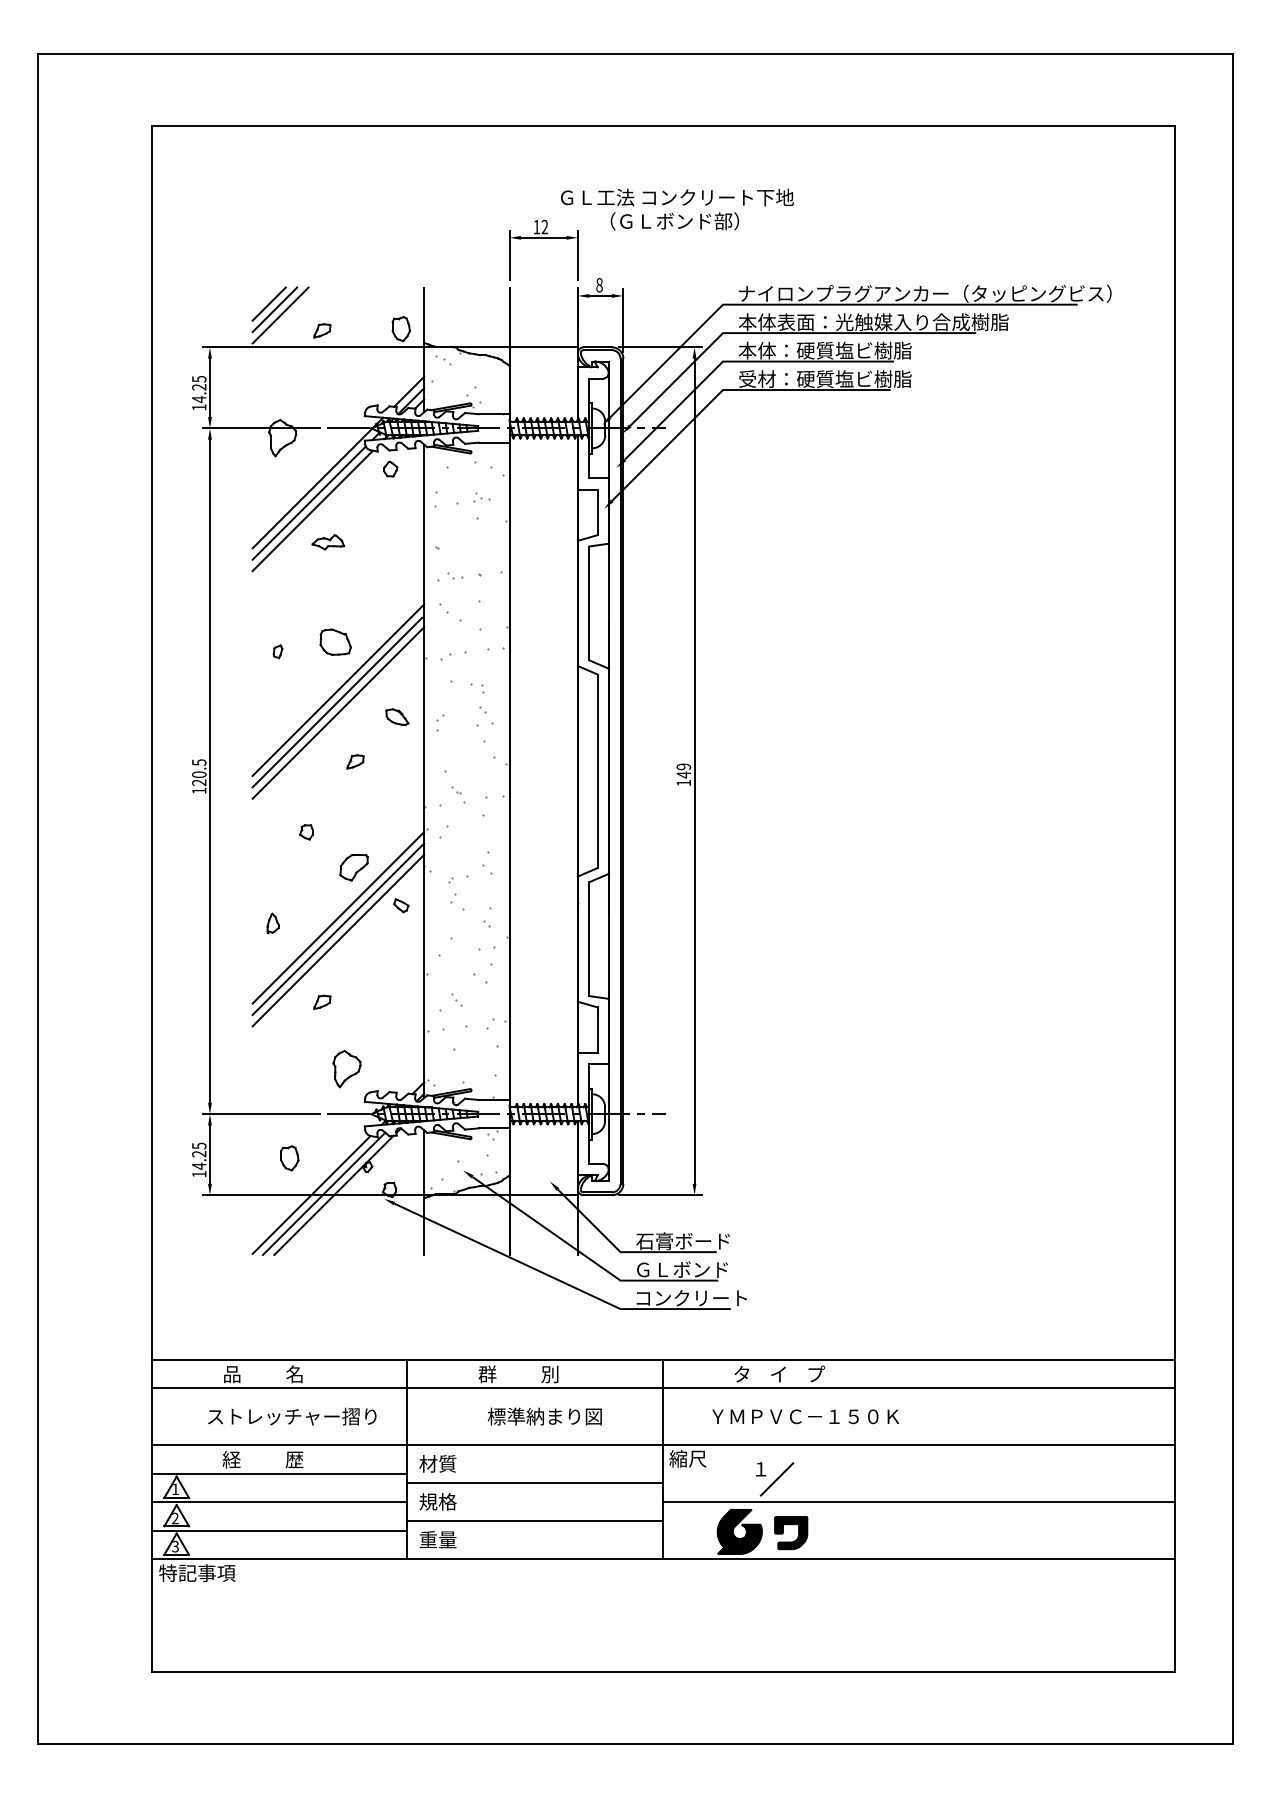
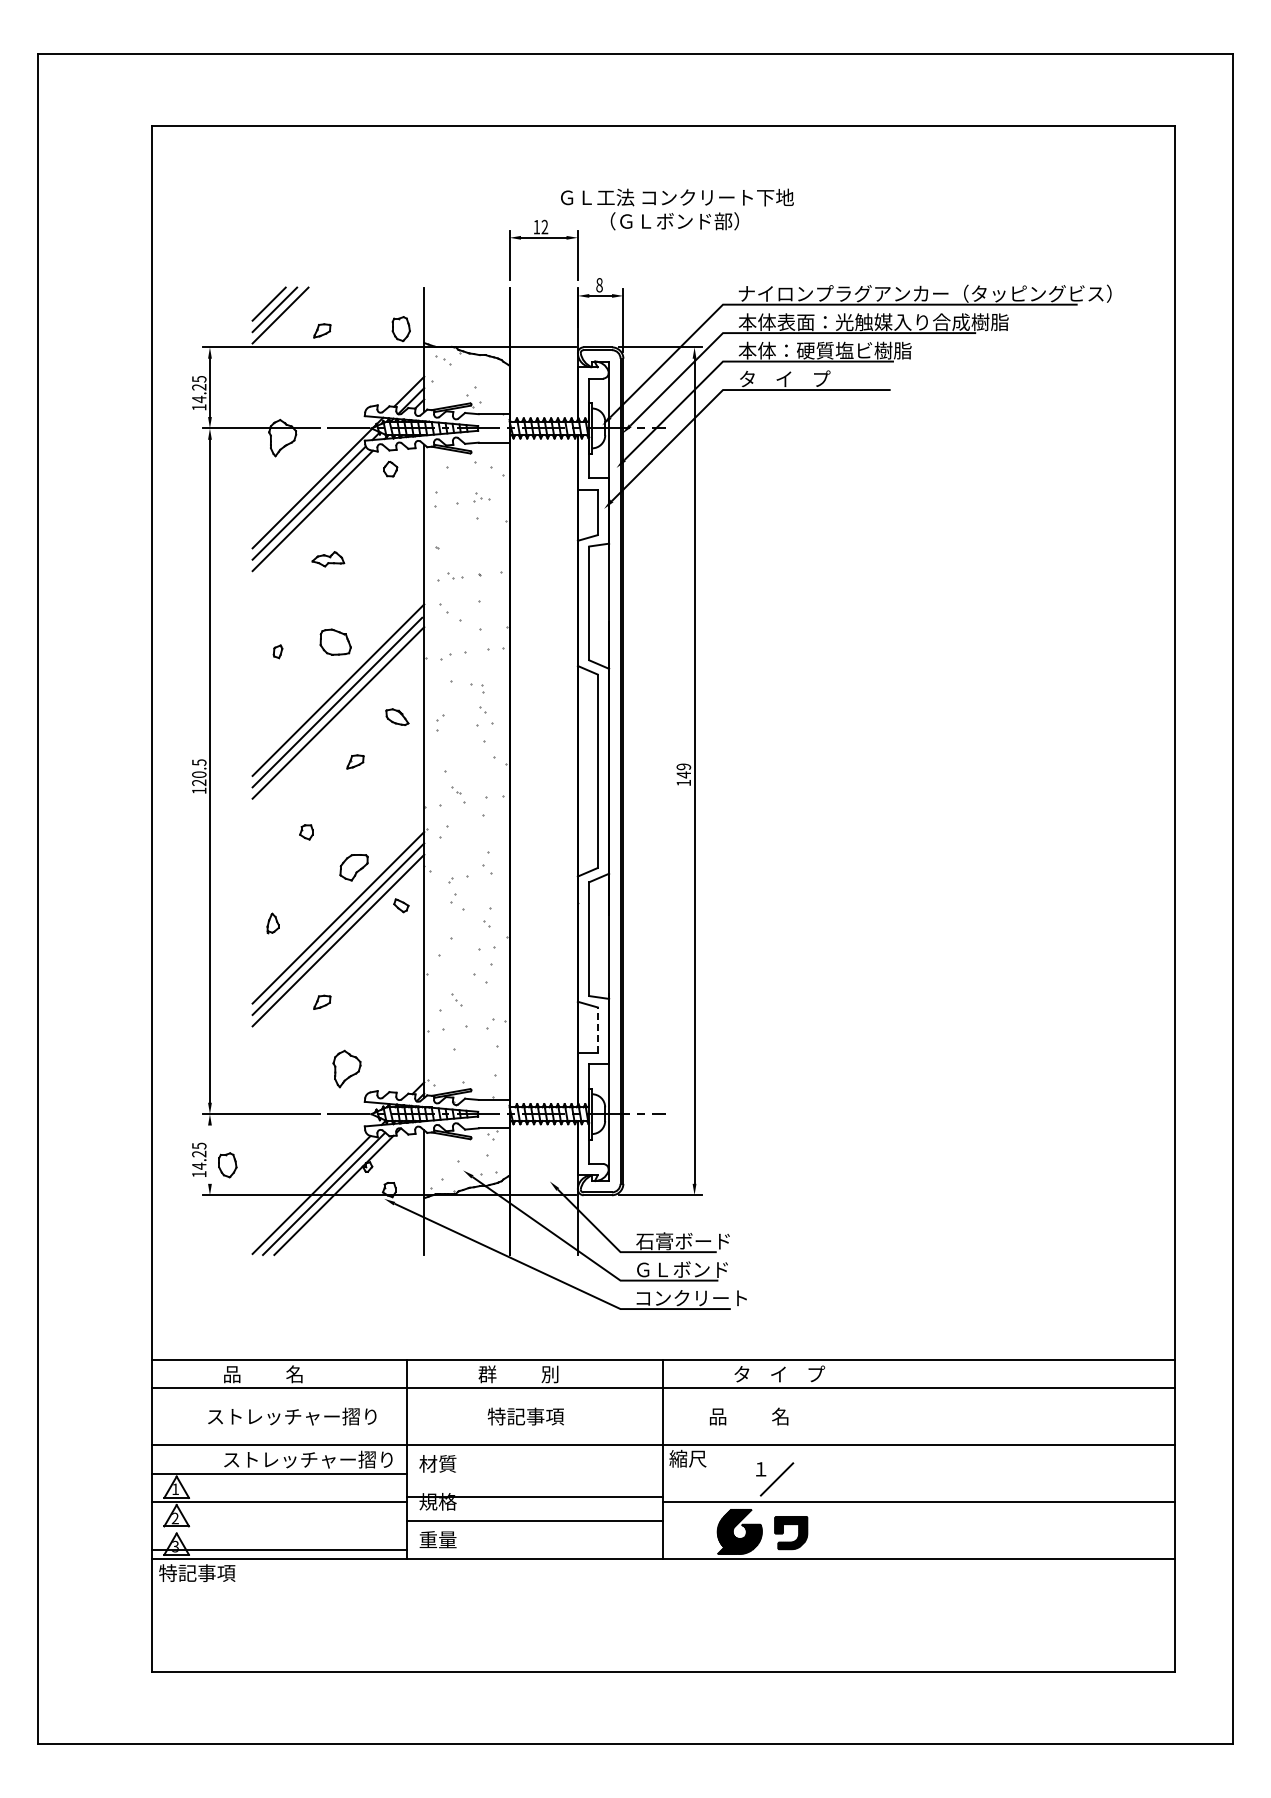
text: 受材：硬質塩ビ樹脂 -> タ    イ    プ (825, 378)
part position: (328, 542) -> (328, 559) (328, 559)
line: solid -> dashed (597, 1030)
line: present -> none (209, 1154)
part position: (289, 1158) -> (227, 1165) (227, 1165)
text: 標準納まり図 -> 特記事項 (544, 1416)
text: ＹＭＰＶＣ－１５０Ｋ -> 品          名 (804, 1416)
text: 経          歴 -> ストレッチャー摺り (307, 1459)
line position: (535, 1483) -> (535, 1497) (535, 1497)
line position: (279, 1530) -> (279, 1549) (279, 1549)
